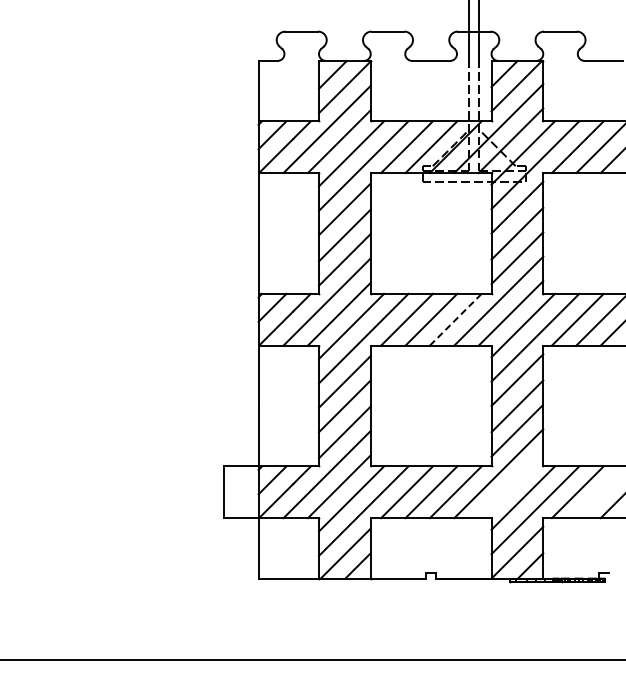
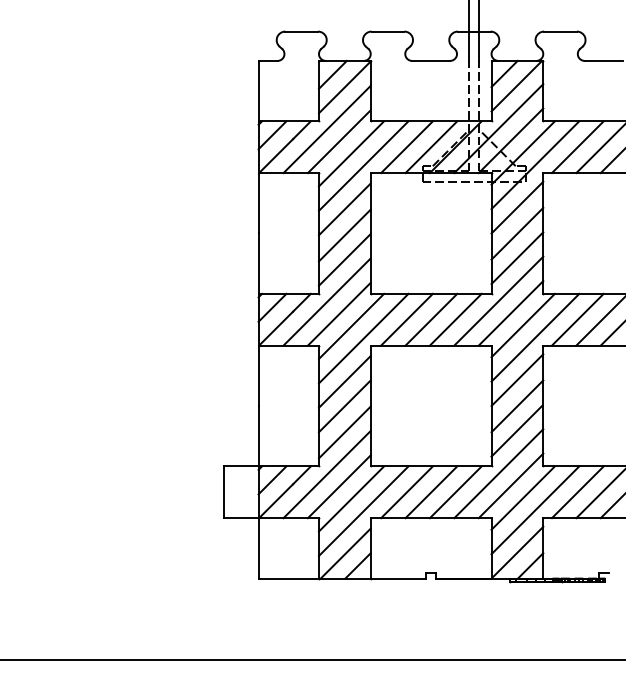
line: dashed -> solid (455, 319)
line: none -> present (510, 485)
line: none -> present (599, 495)
